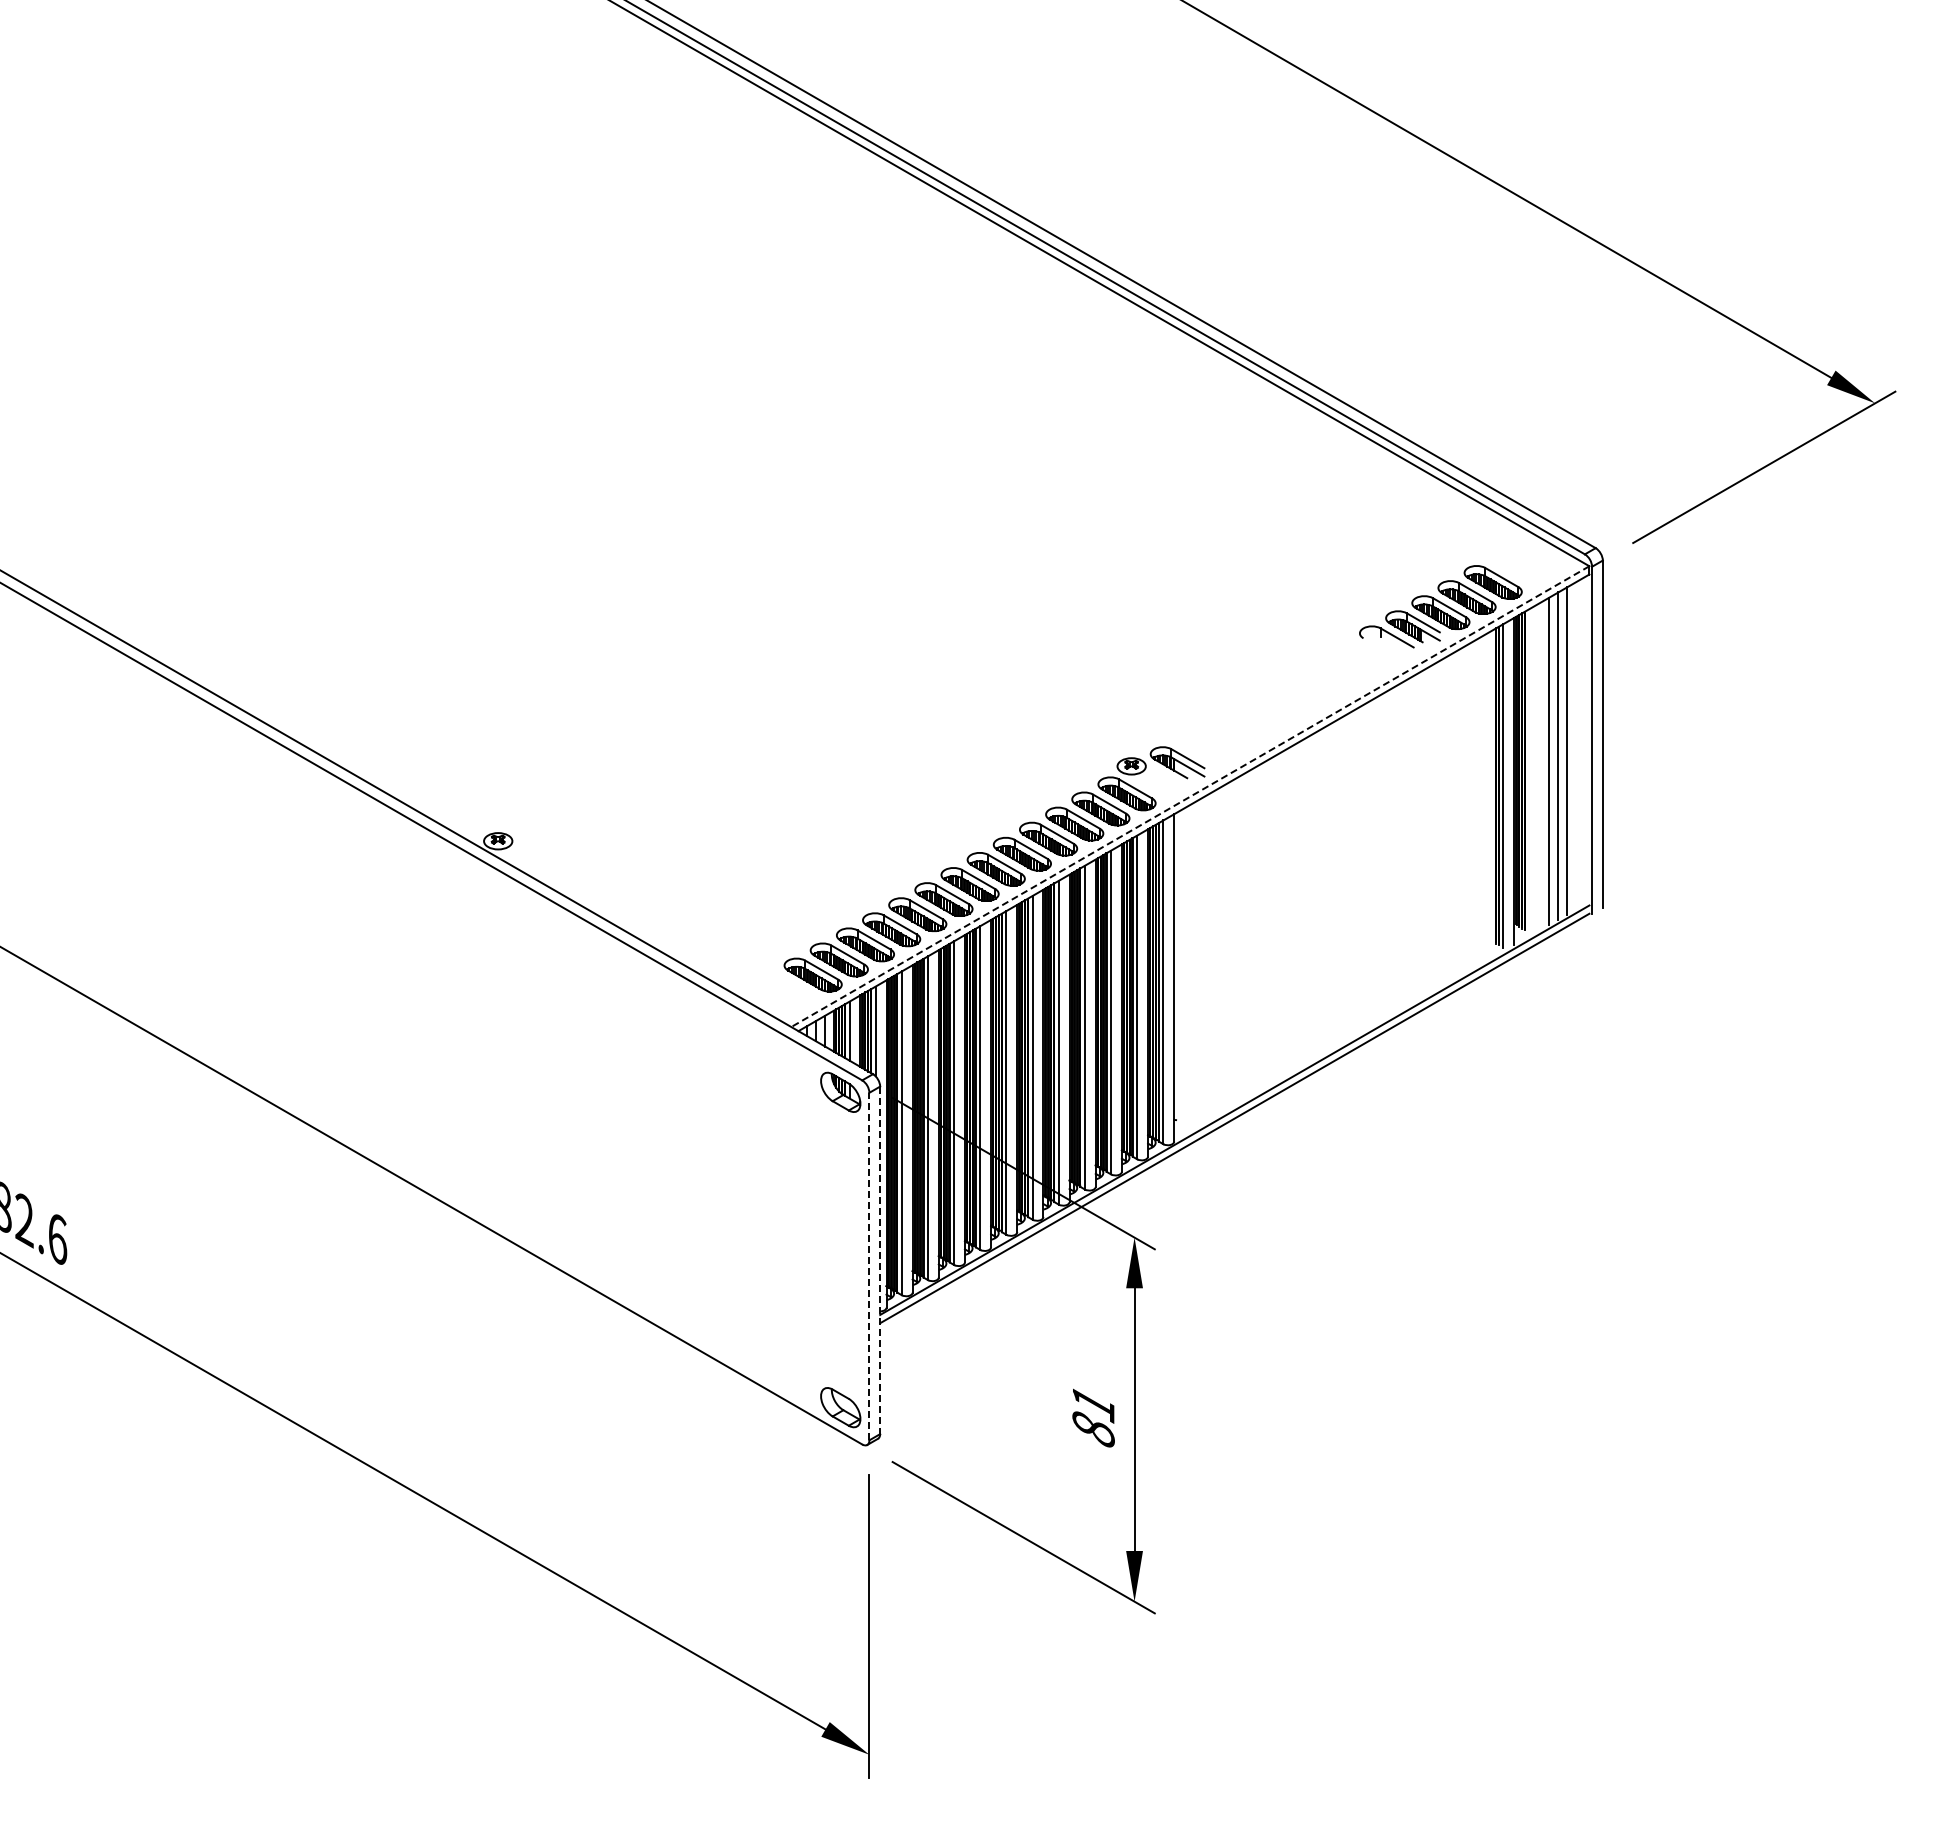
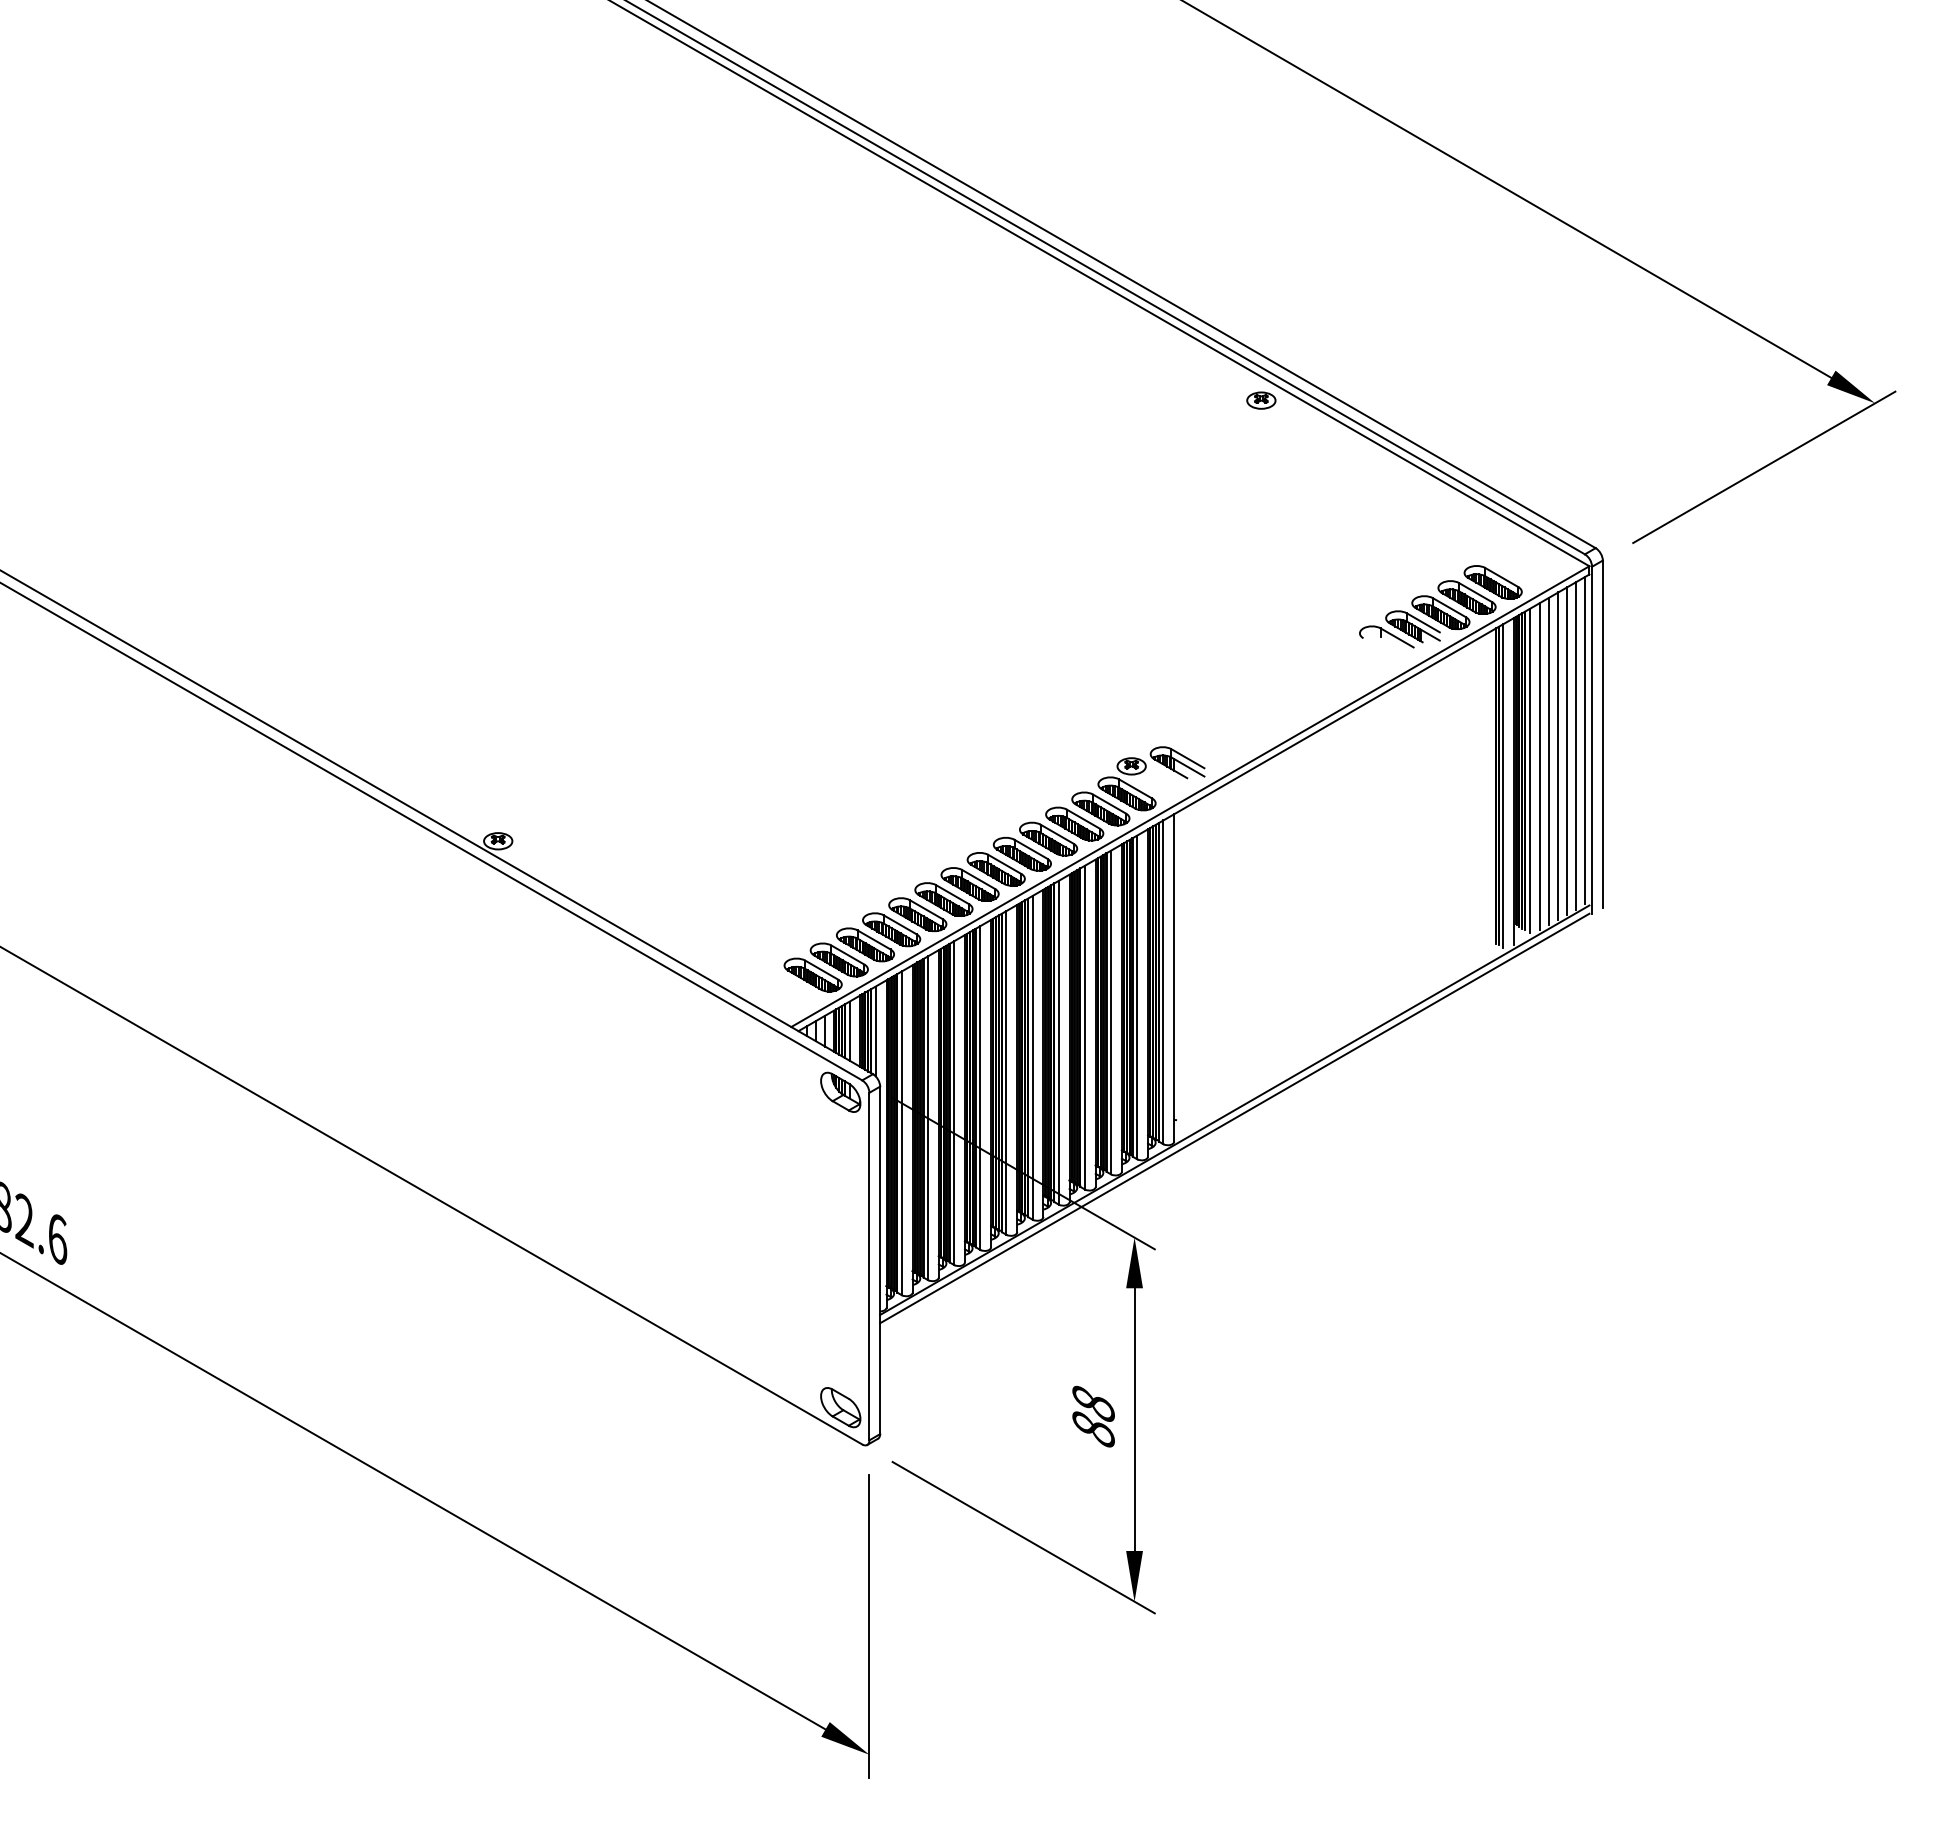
part: none -> present (1261, 400)
line: none -> present (1585, 740)
line: none -> present (1576, 745)
line: none -> present (1540, 766)
line: none -> present (1529, 770)
line: dashed -> solid (1190, 796)
line: dashed -> solid (880, 1260)
line: dashed -> solid (869, 1266)
text: 81 -> 88 (1093, 1404)
